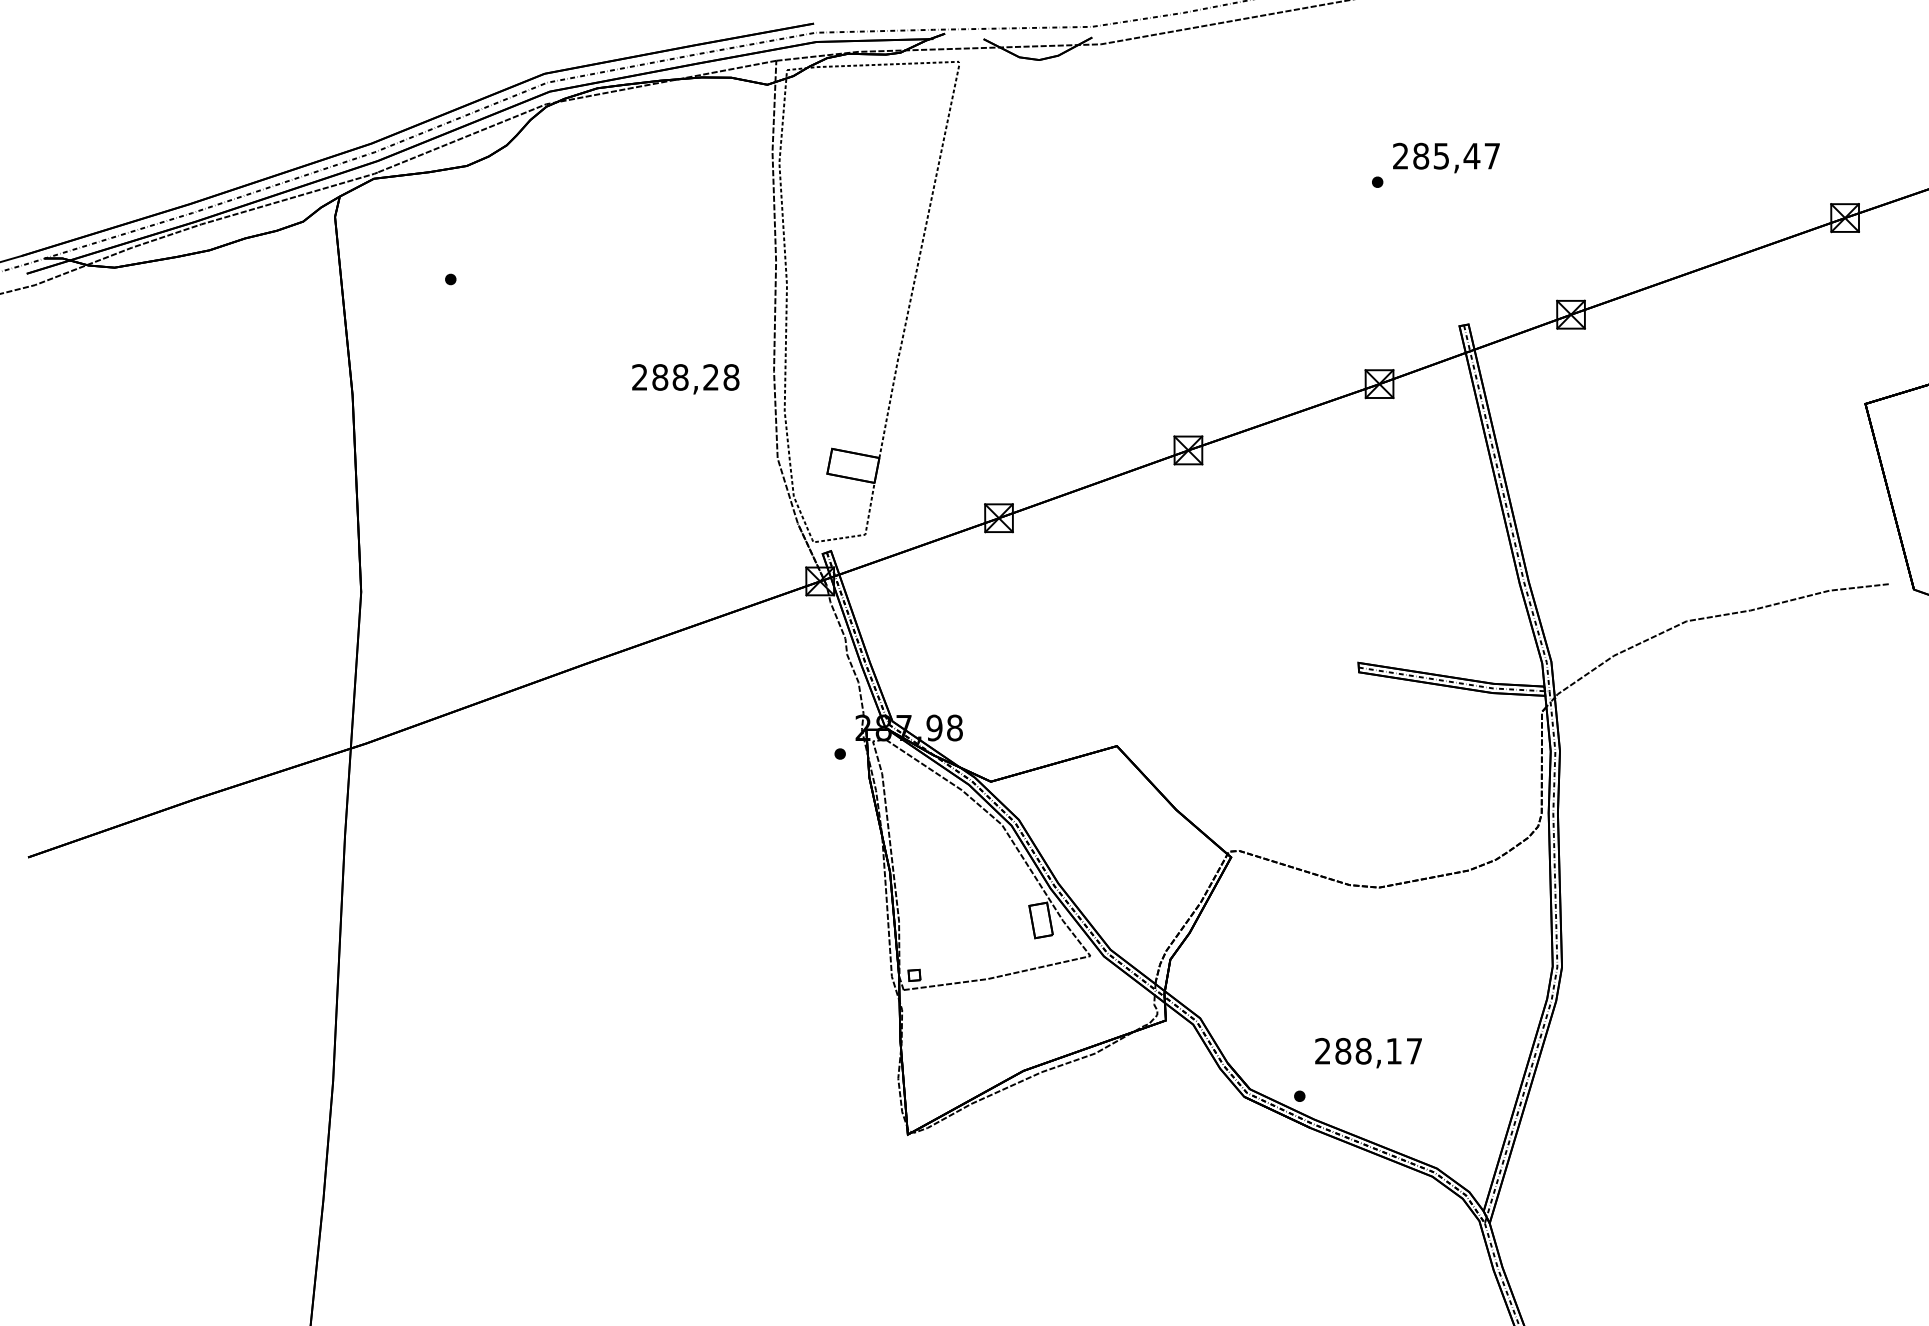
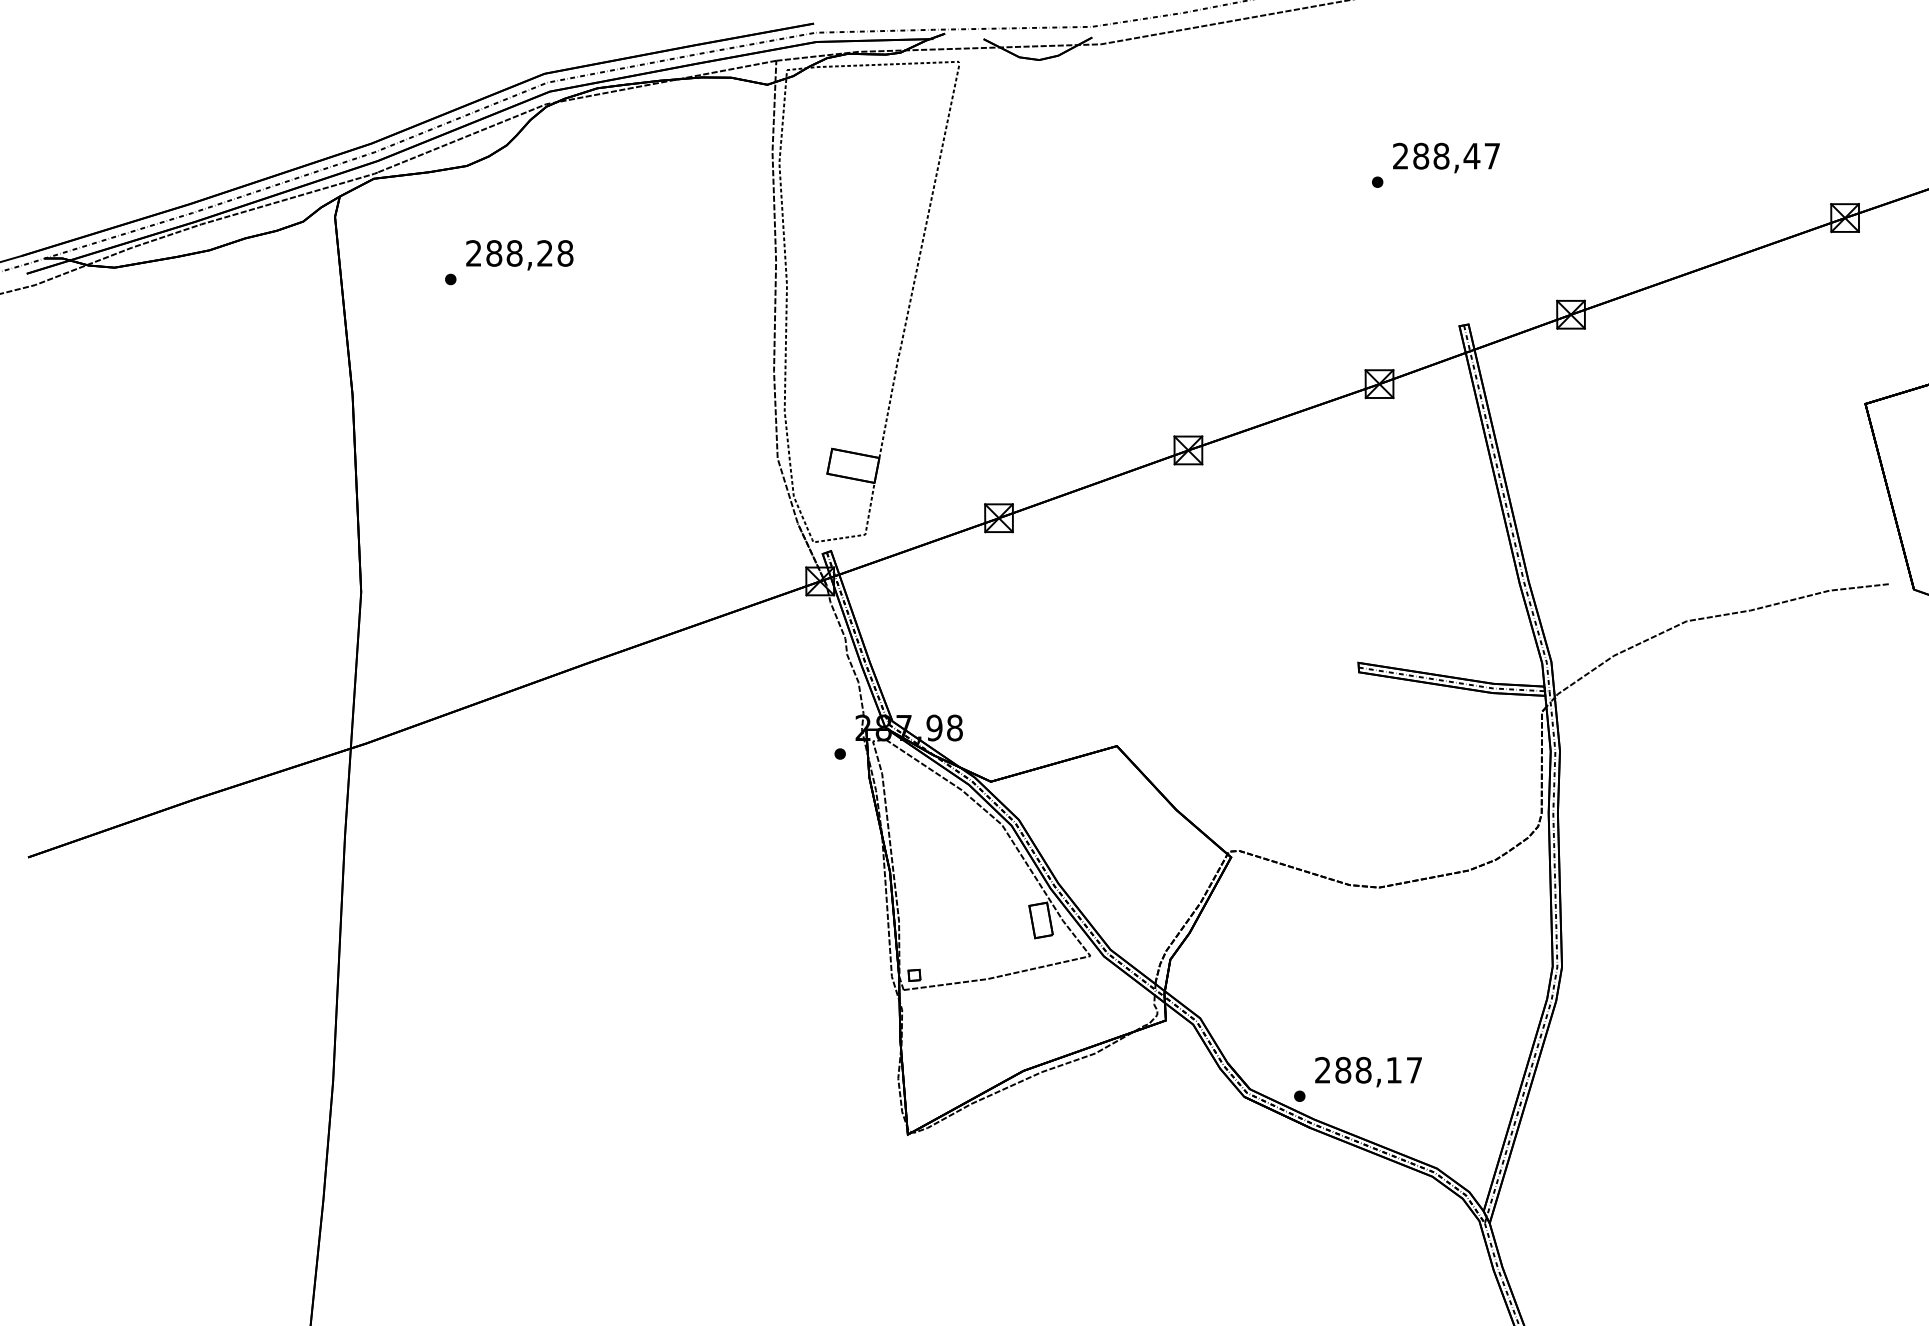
text: 285,47 -> 288,47 (1441, 155)
text position: (685, 379) -> (519, 255) (519, 255)
text position: (1368, 1053) -> (1368, 1072) (1368, 1072)
